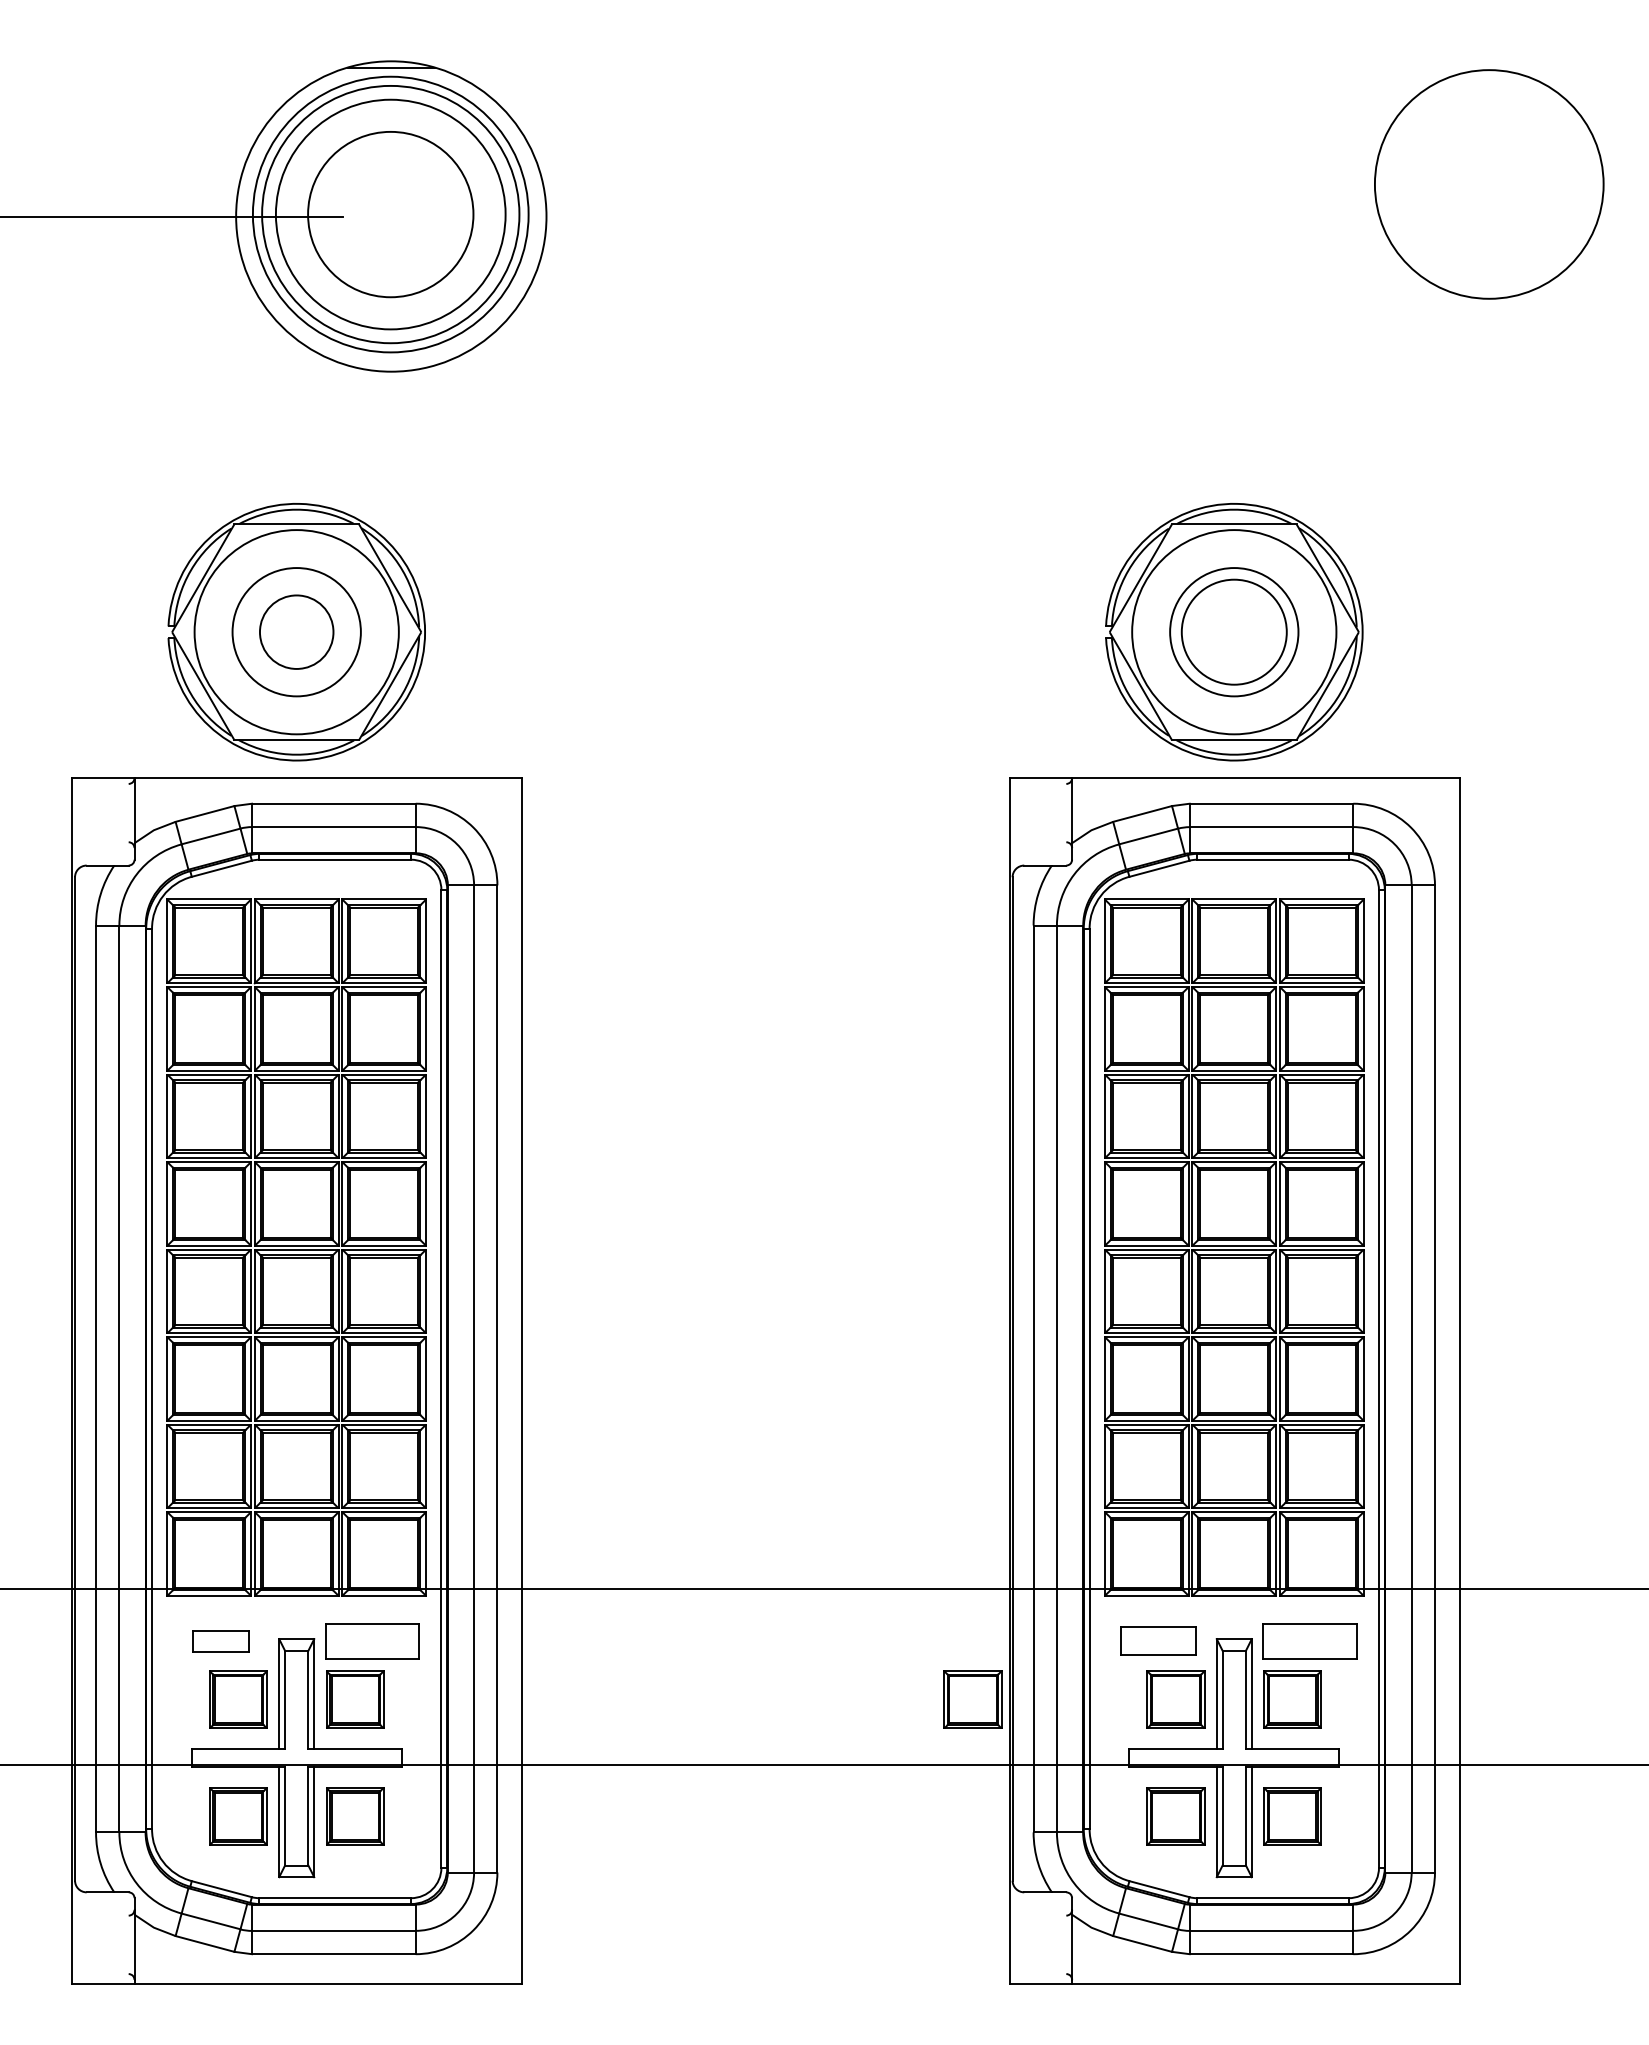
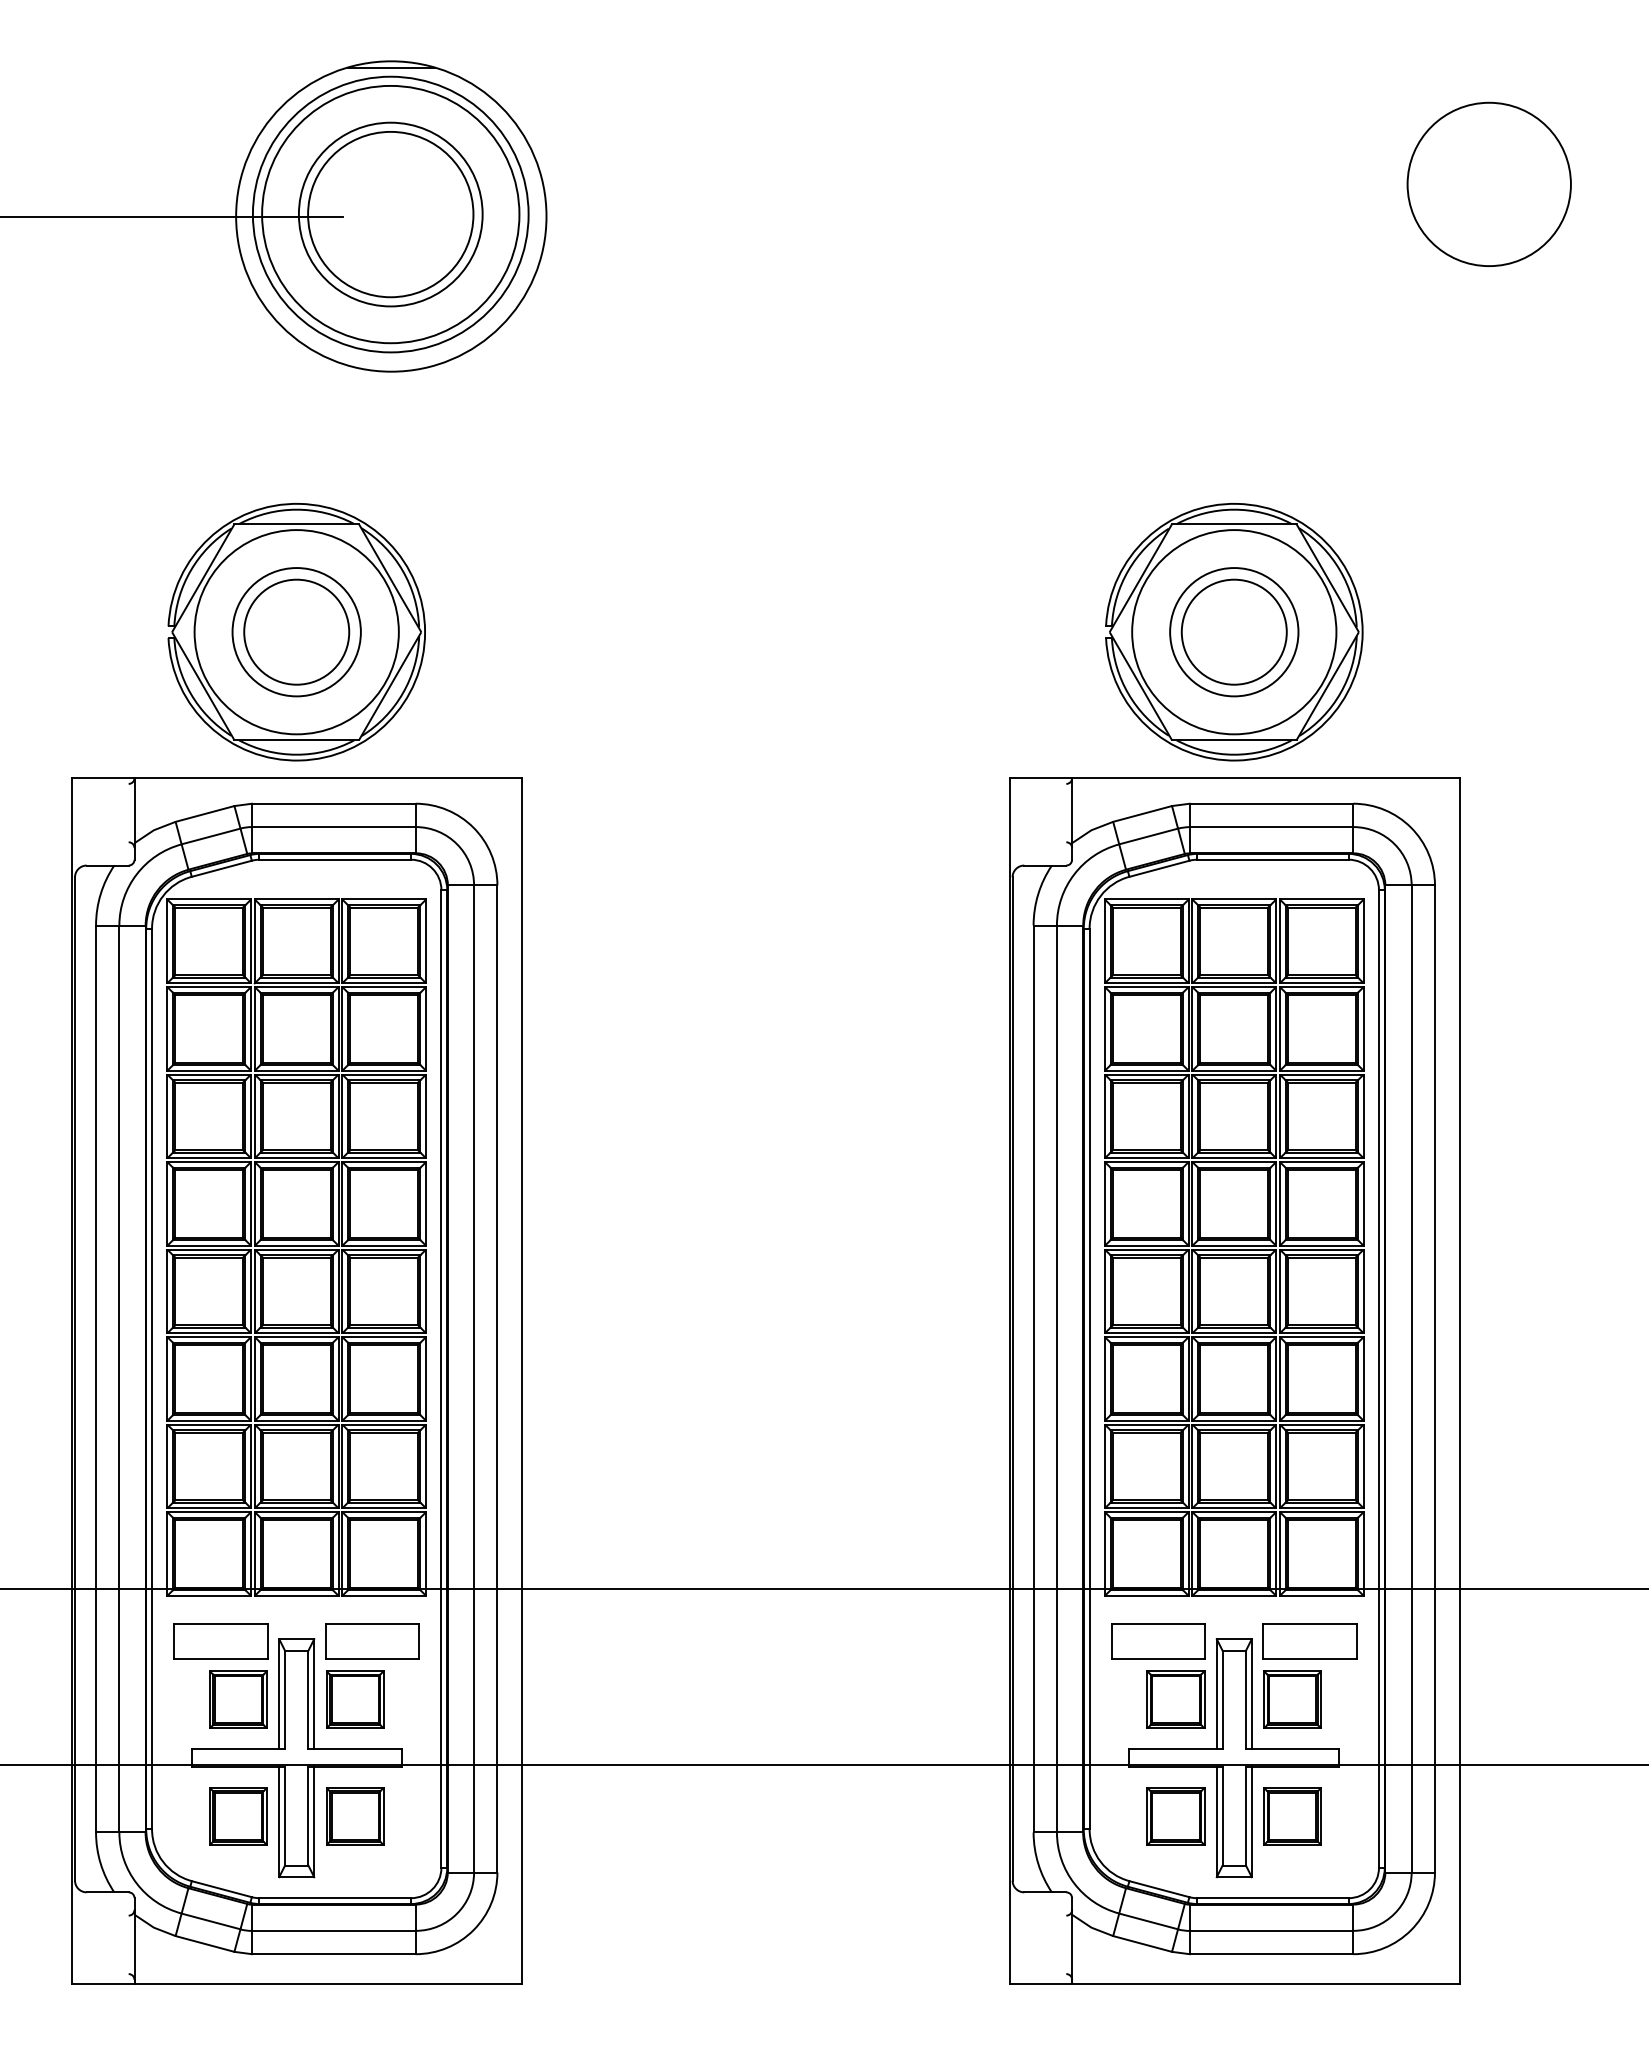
circle diameter: 229 px -> 163 px (1488, 184)
circle diameter: 230 px -> 184 px (390, 214)
circle diameter: 74 px -> 105 px (296, 631)
part size: 77x30 px -> 95x37 px (1158, 1641)
part size: 58x23 px -> 96x37 px (220, 1641)
part: present -> none (972, 1699)
